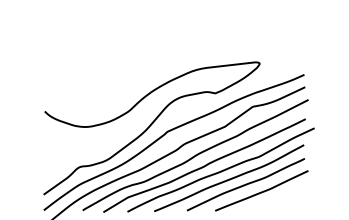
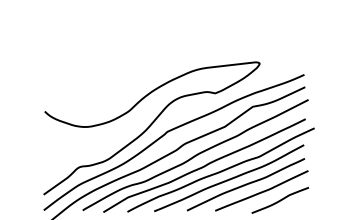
curve: none -> present (280, 200)
